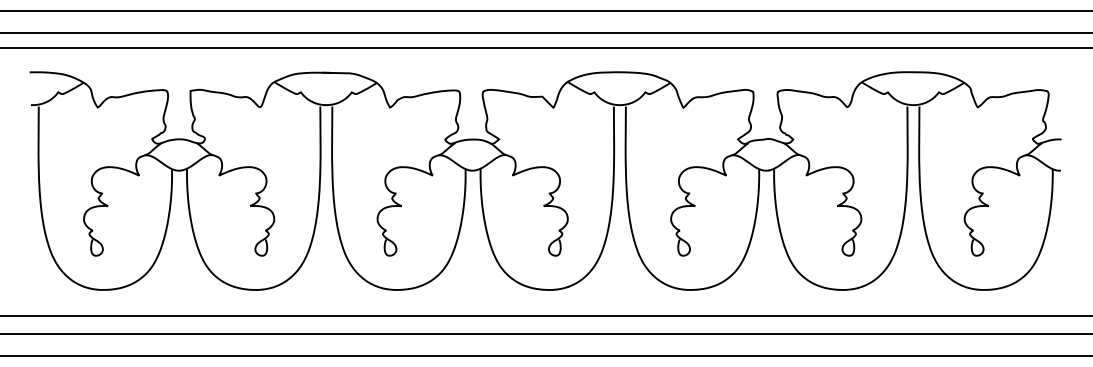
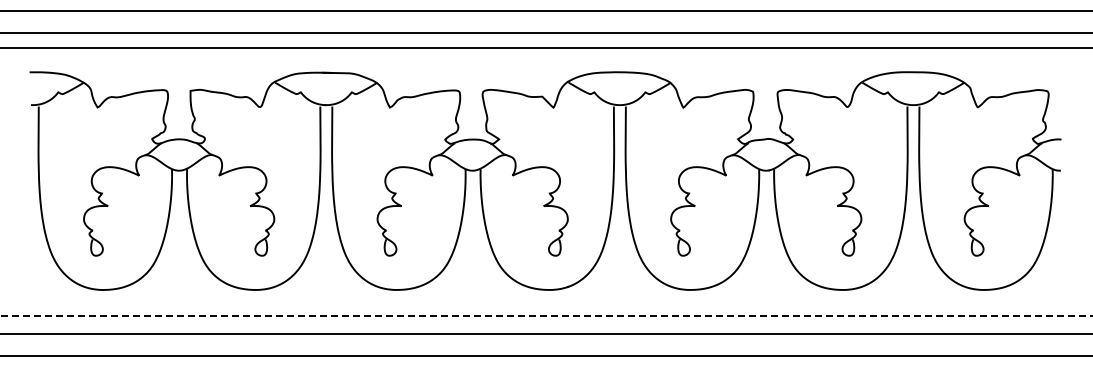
line: solid -> dashed (546, 315)
